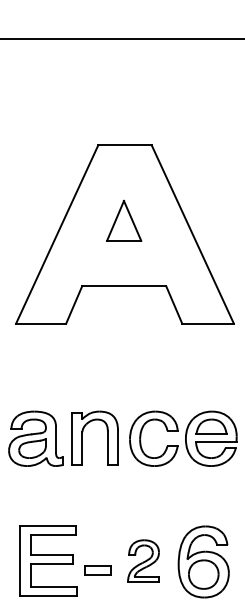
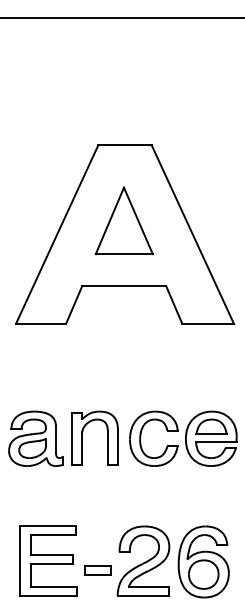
line position: (121, 39) -> (121, 18) (121, 18)
part size: 37x42 px -> 60x70 px (123, 220)
part size: 33x44 px -> 55x72 px (143, 560)
